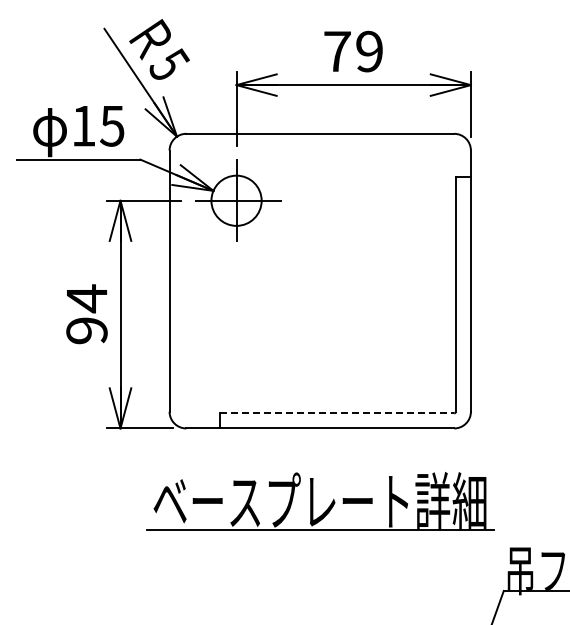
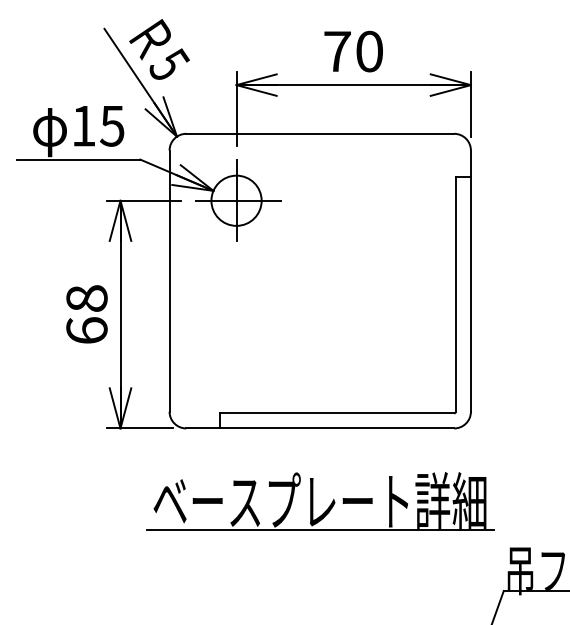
text: 79 -> 70 (369, 51)
text: 94 -> 68 (86, 314)
line: dashed -> solid (337, 413)
